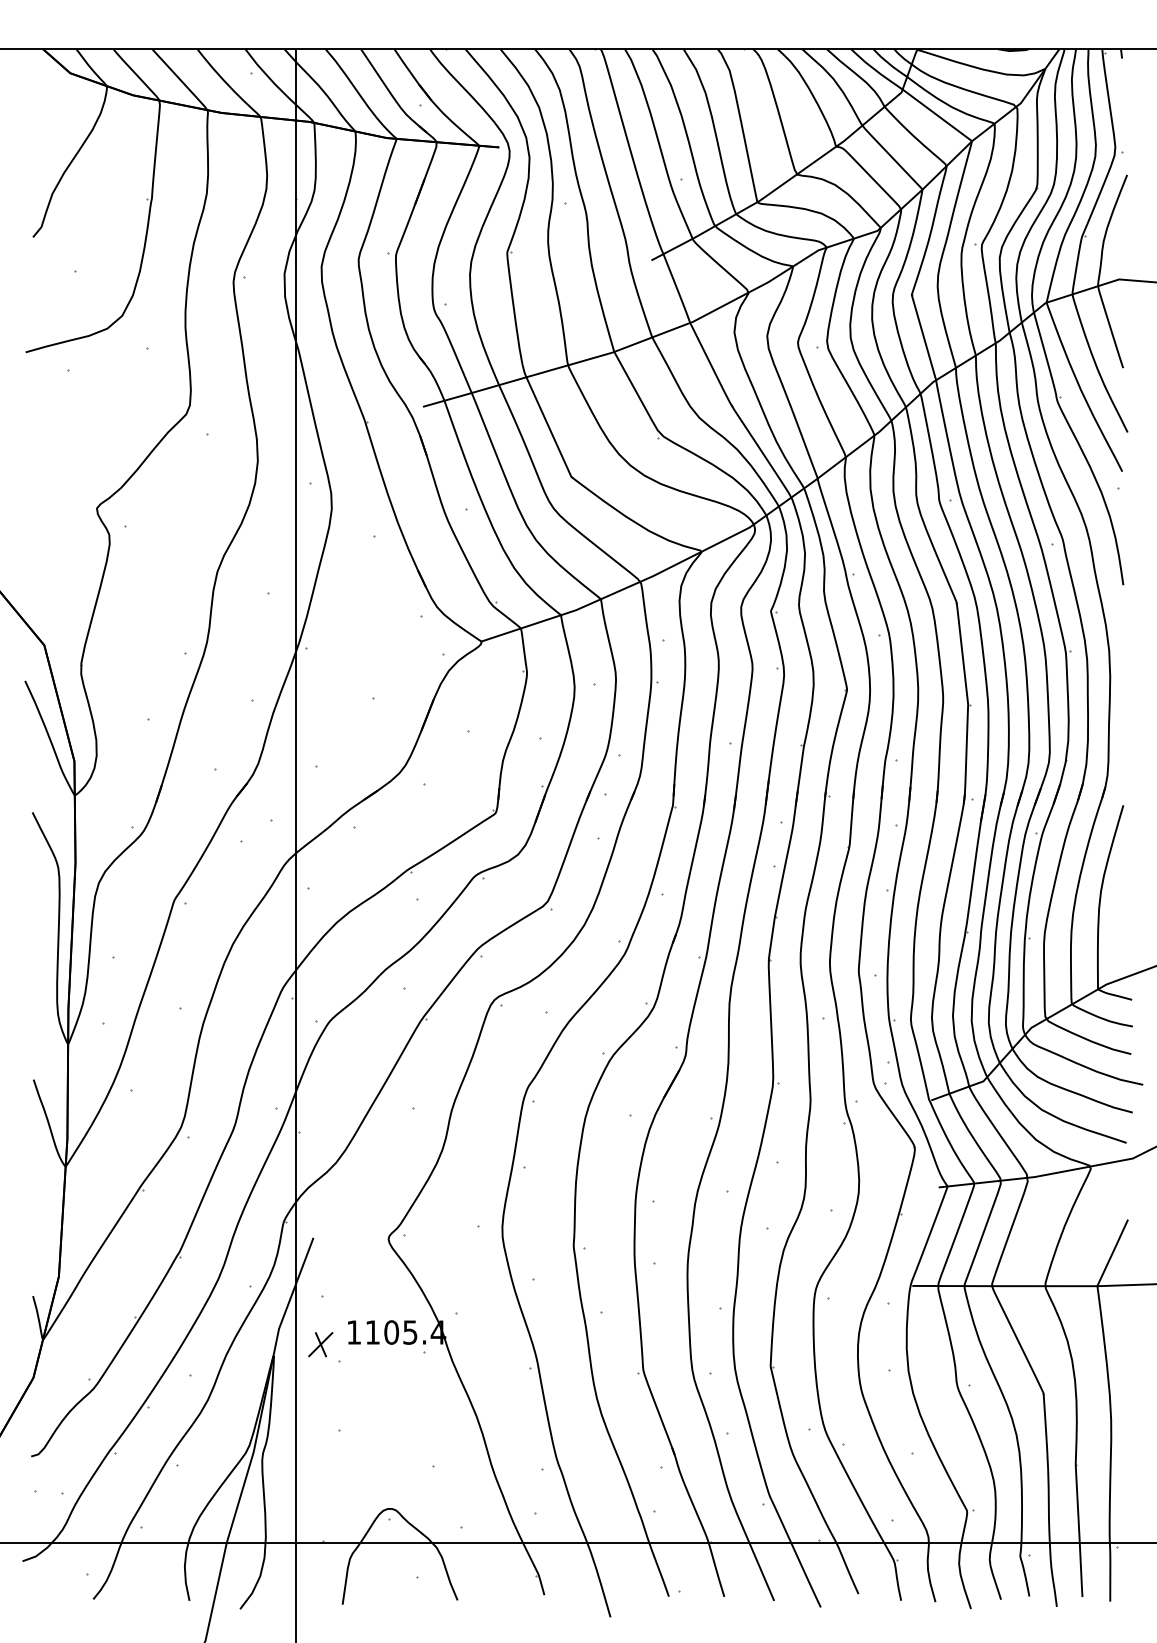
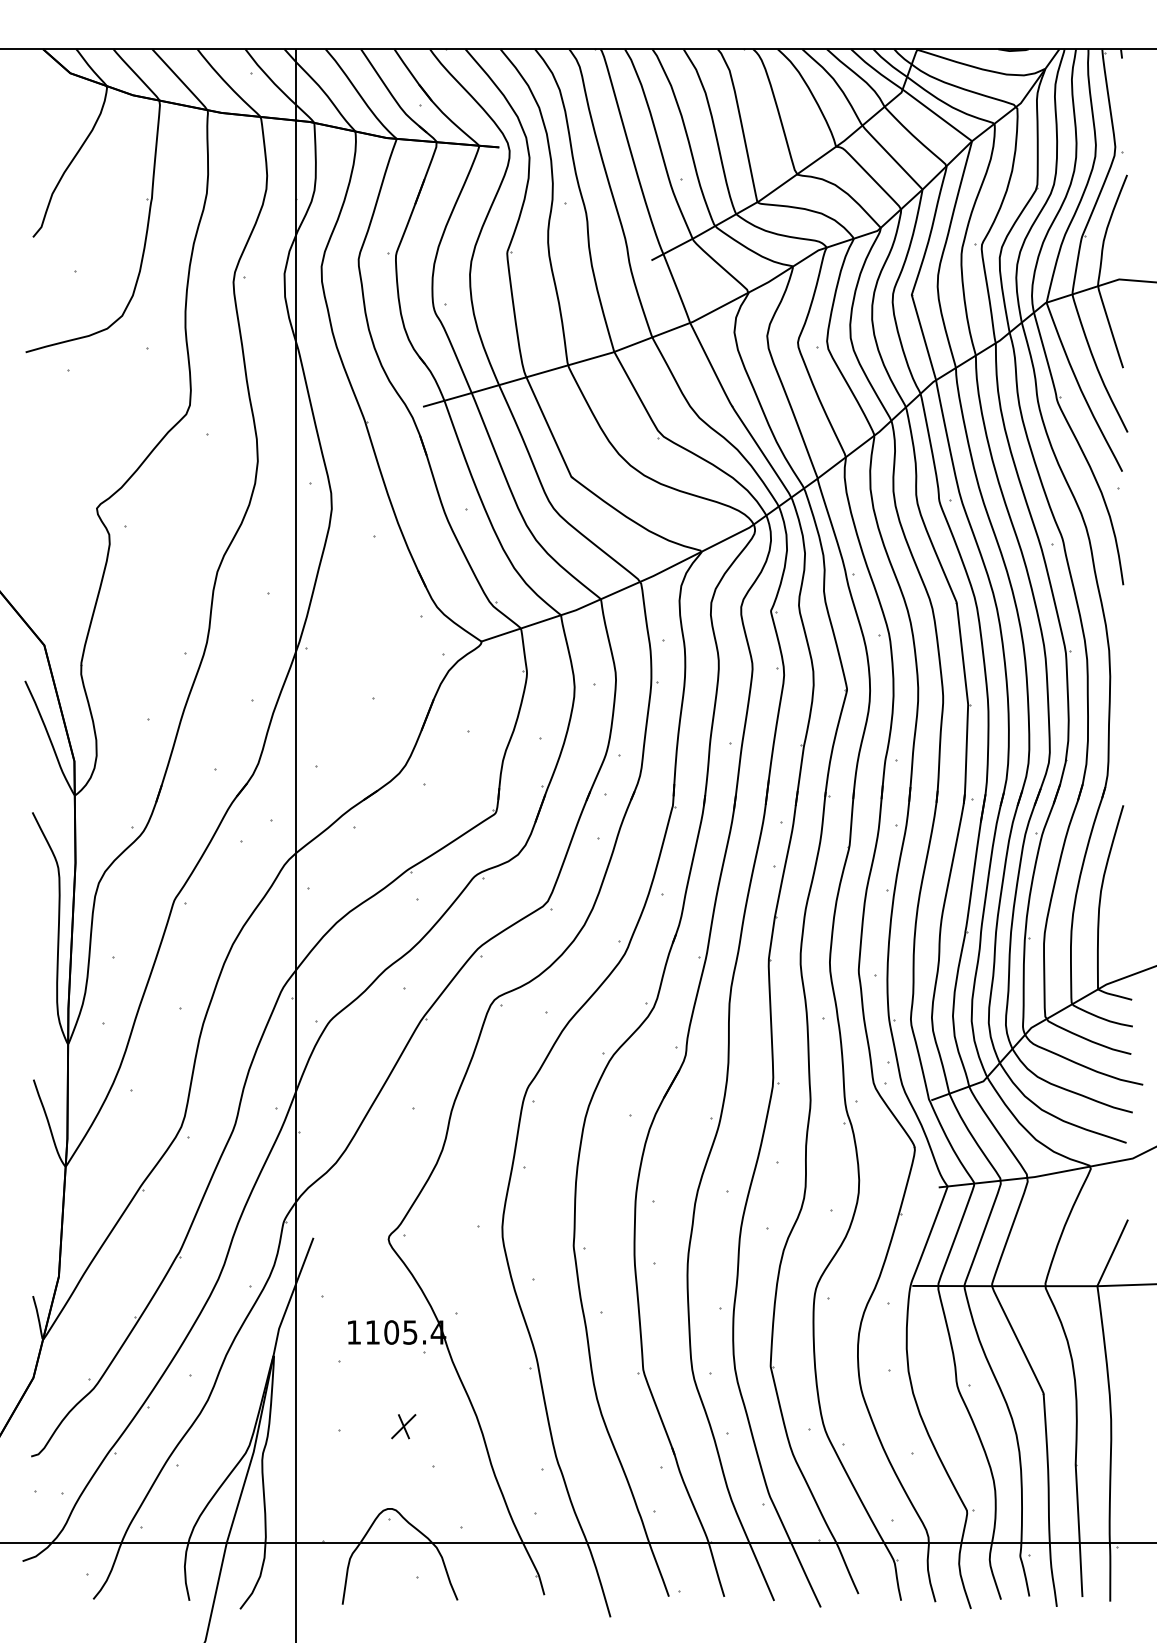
part position: (320, 1344) -> (403, 1426) (403, 1426)
